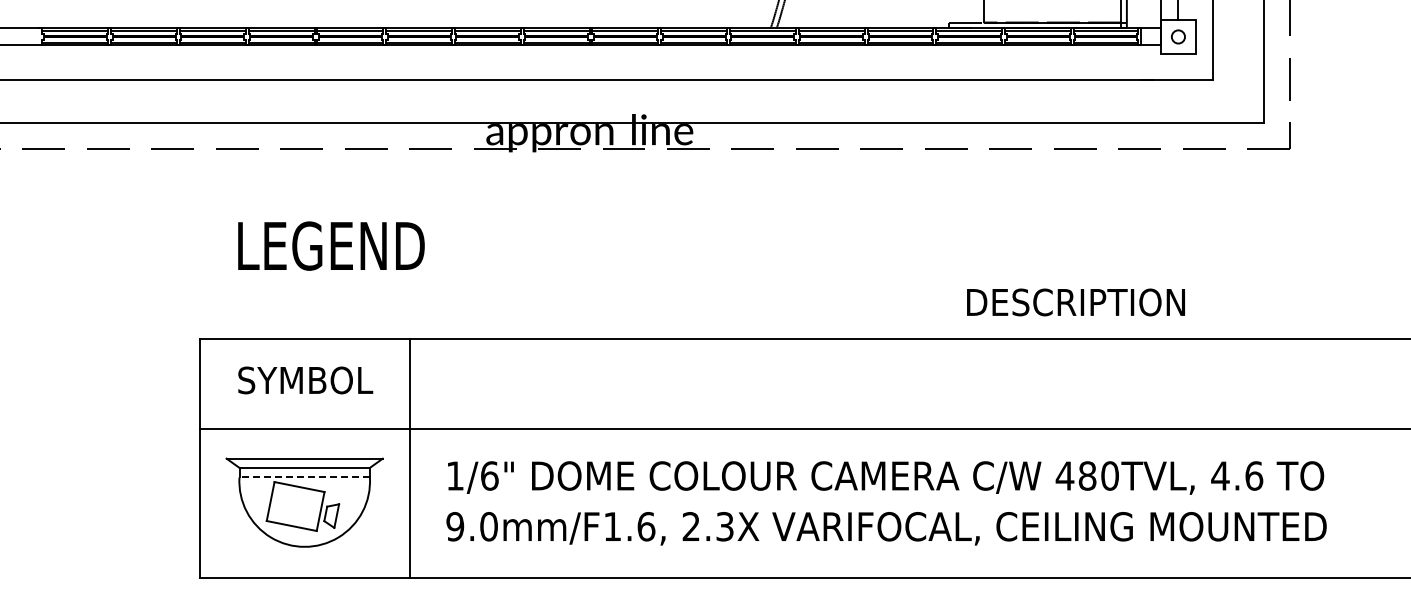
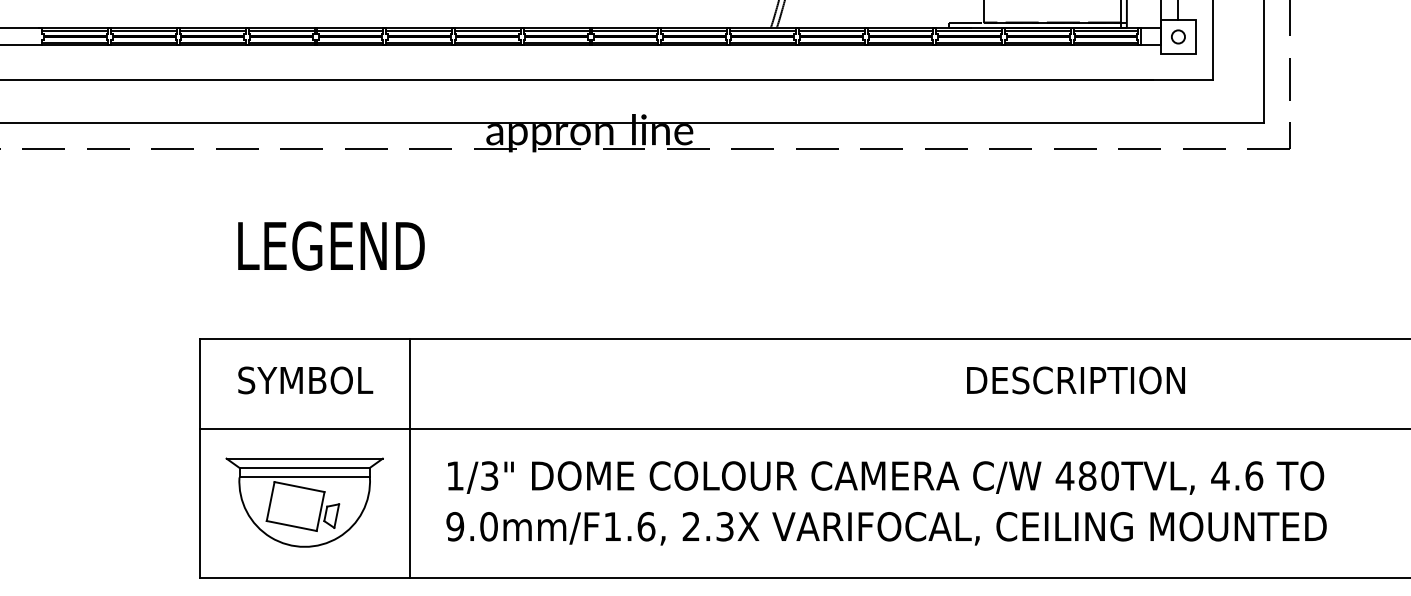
text position: (1075, 302) -> (1075, 380) (1075, 380)
text: 1/6" -> 1/3" (489, 475)
line: dashed -> solid (304, 477)
